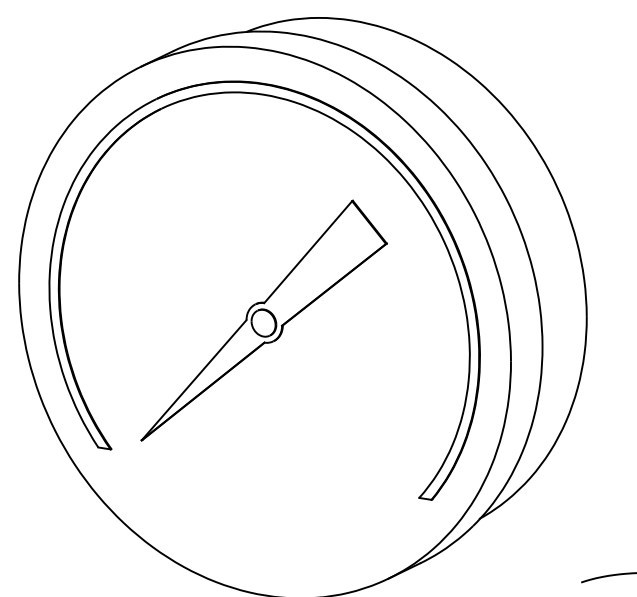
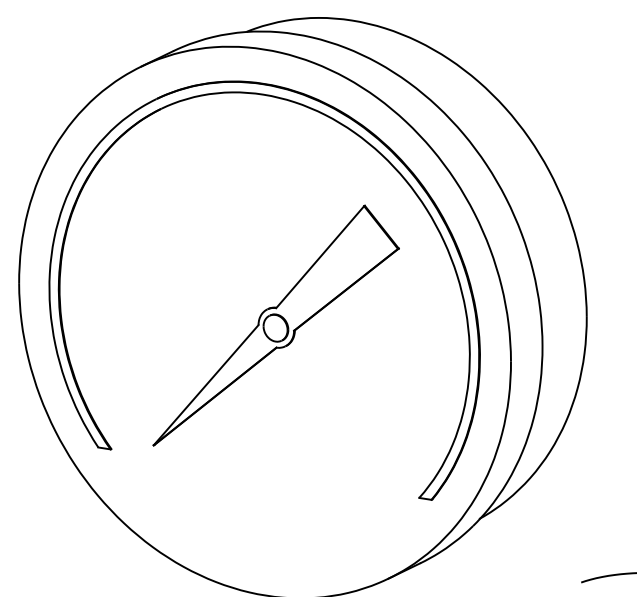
part position: (263, 320) -> (275, 325) (275, 325)
